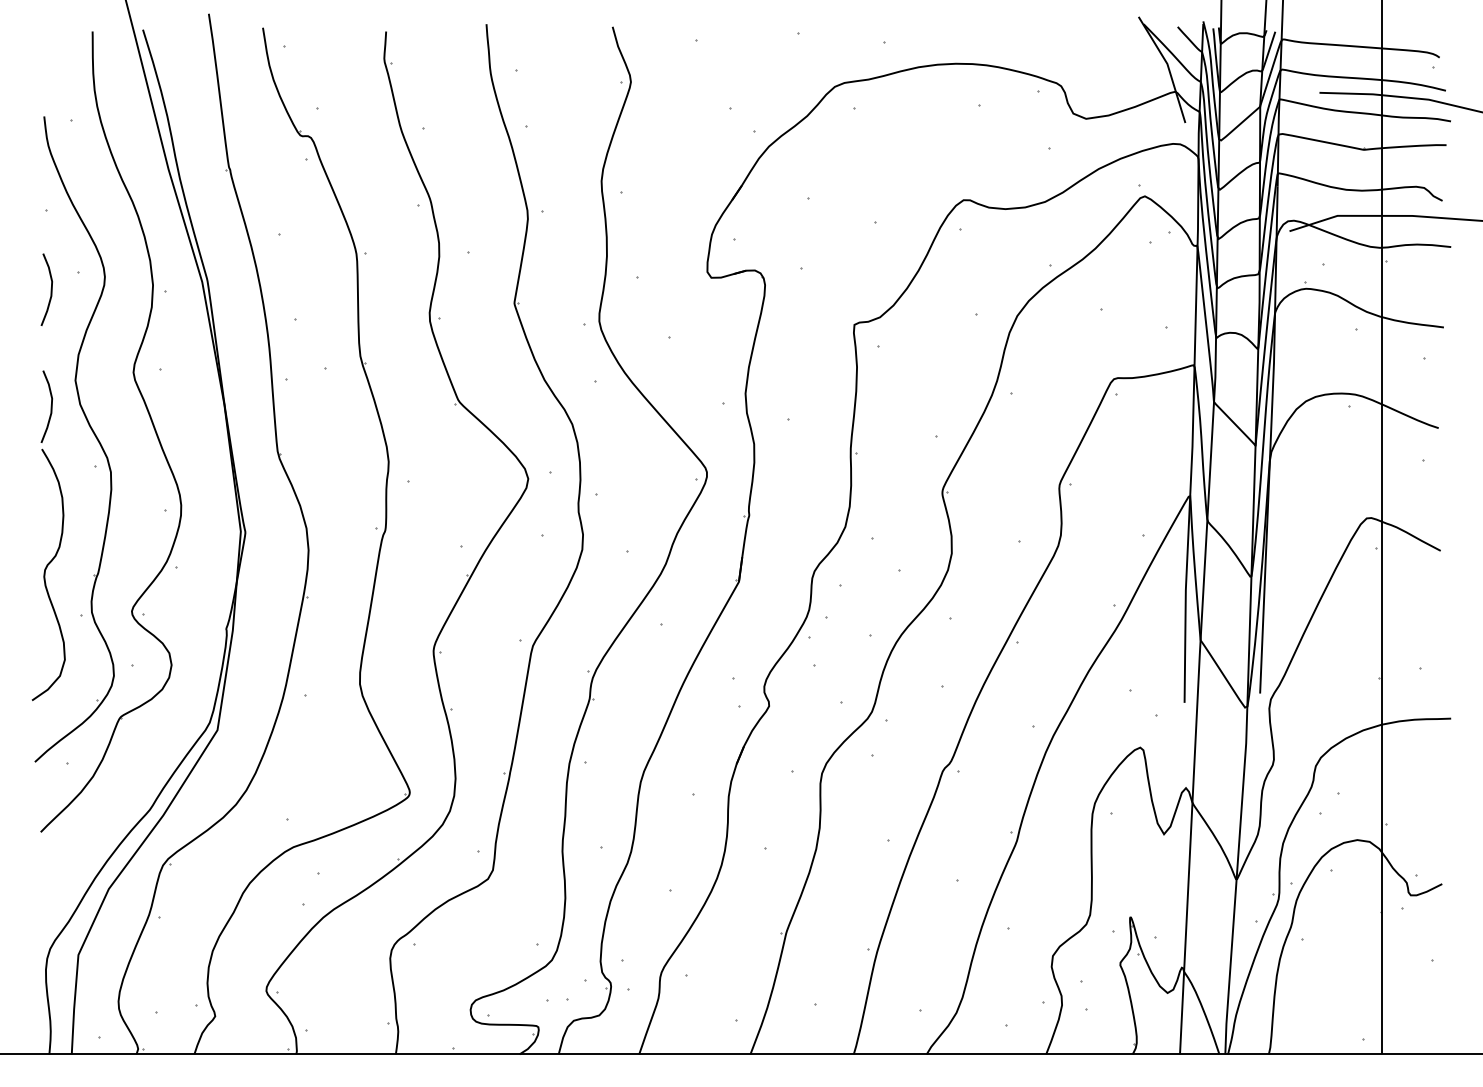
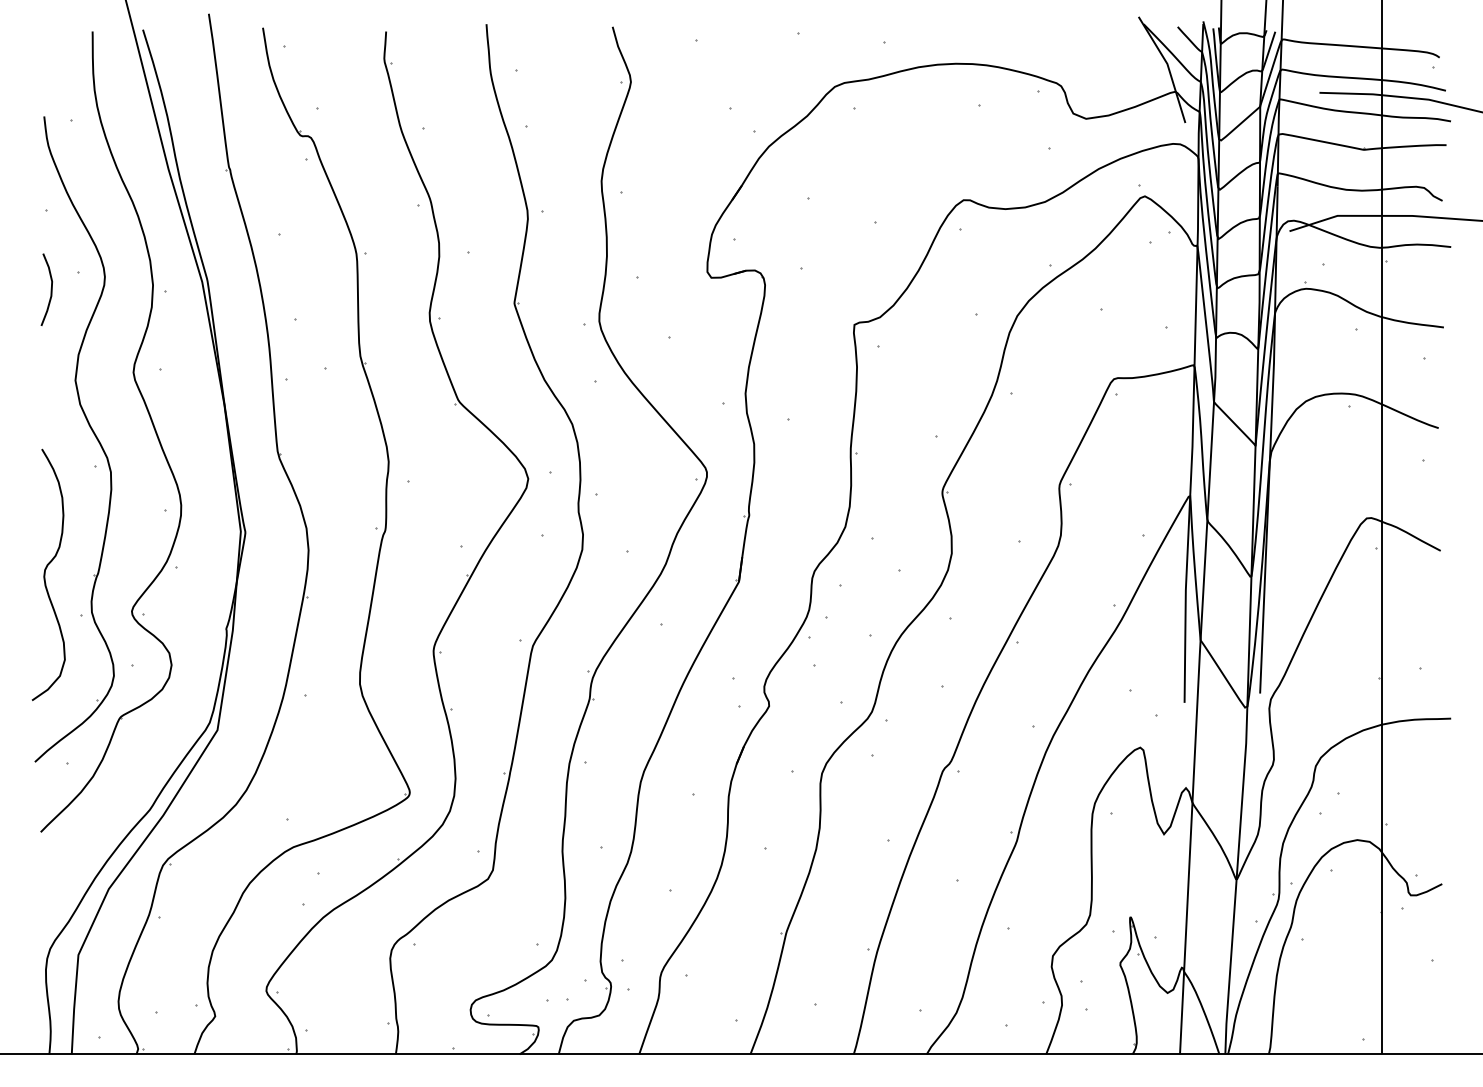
curve: present -> none (50, 406)
